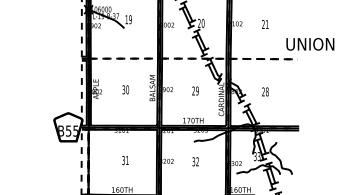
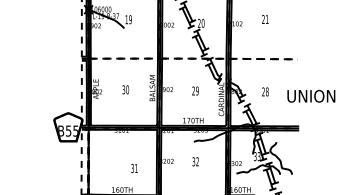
text position: (265, 24) -> (265, 19) (265, 19)
text position: (310, 44) -> (311, 96) (311, 96)
text position: (125, 160) -> (134, 168) (134, 168)
